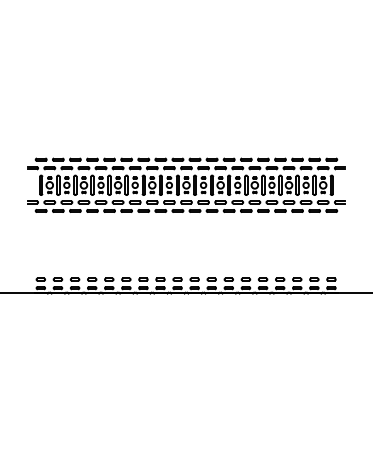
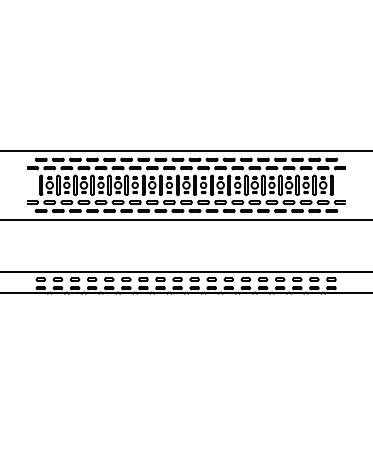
line: none -> present (185, 151)
line: none -> present (185, 219)
line: none -> present (185, 272)
